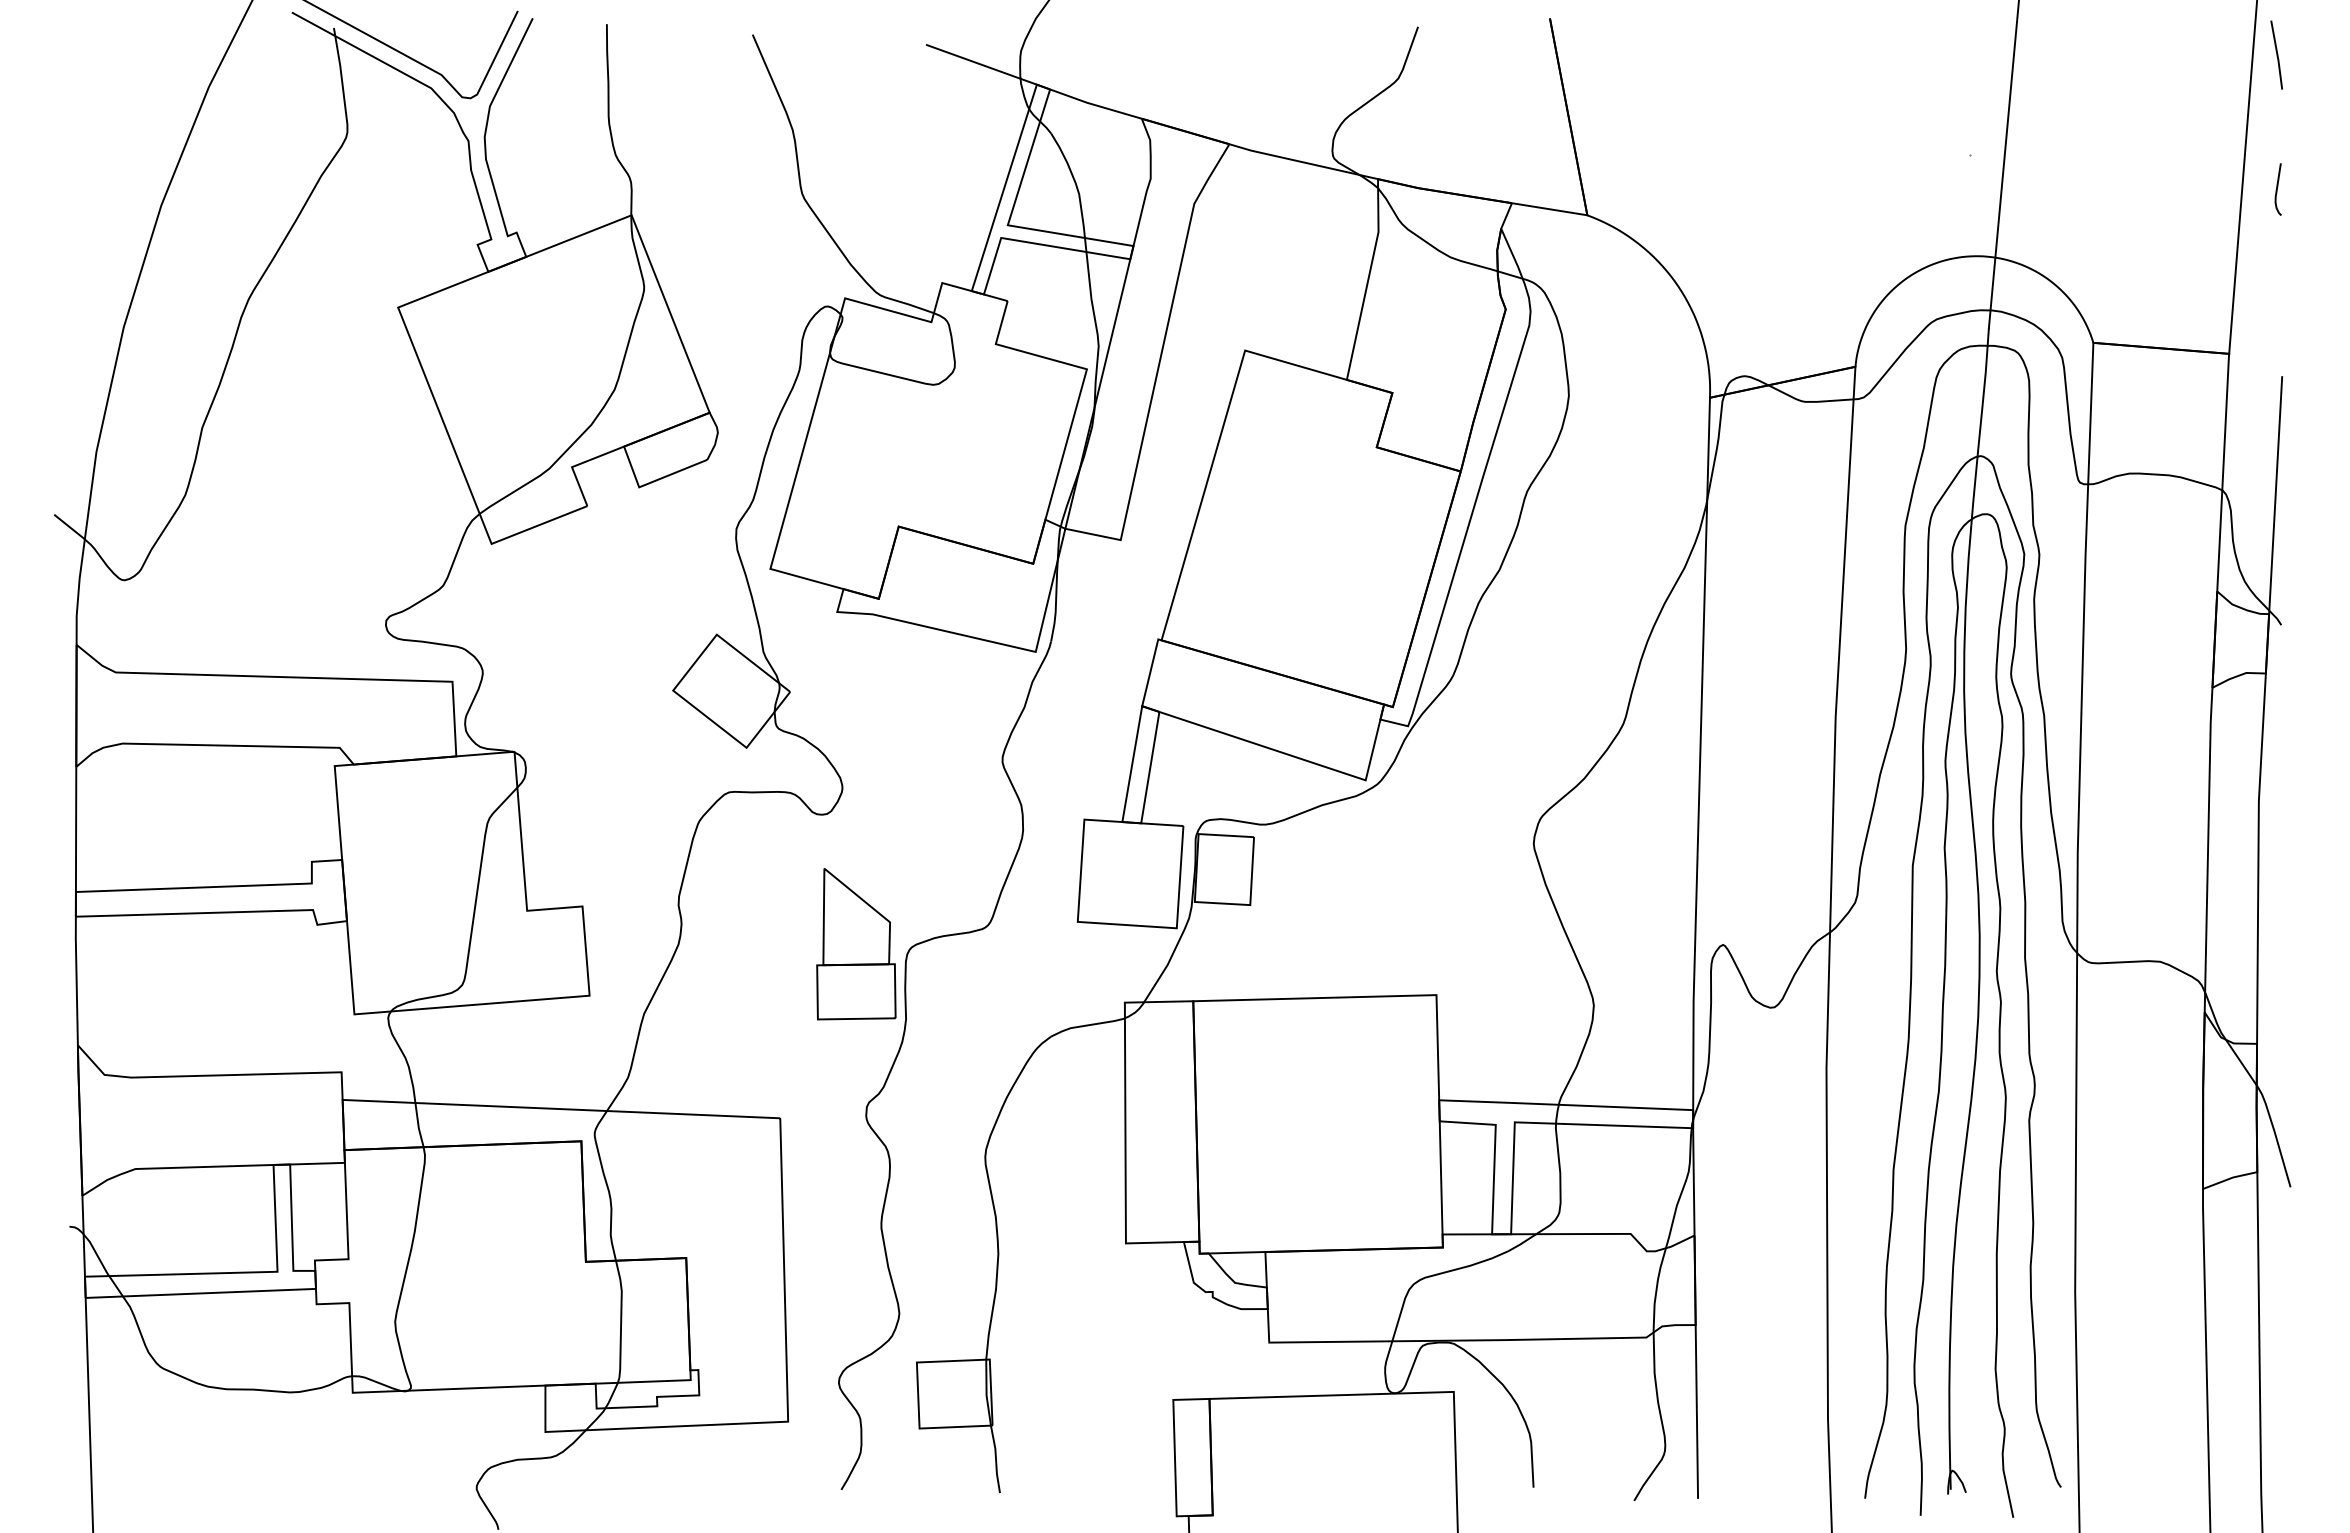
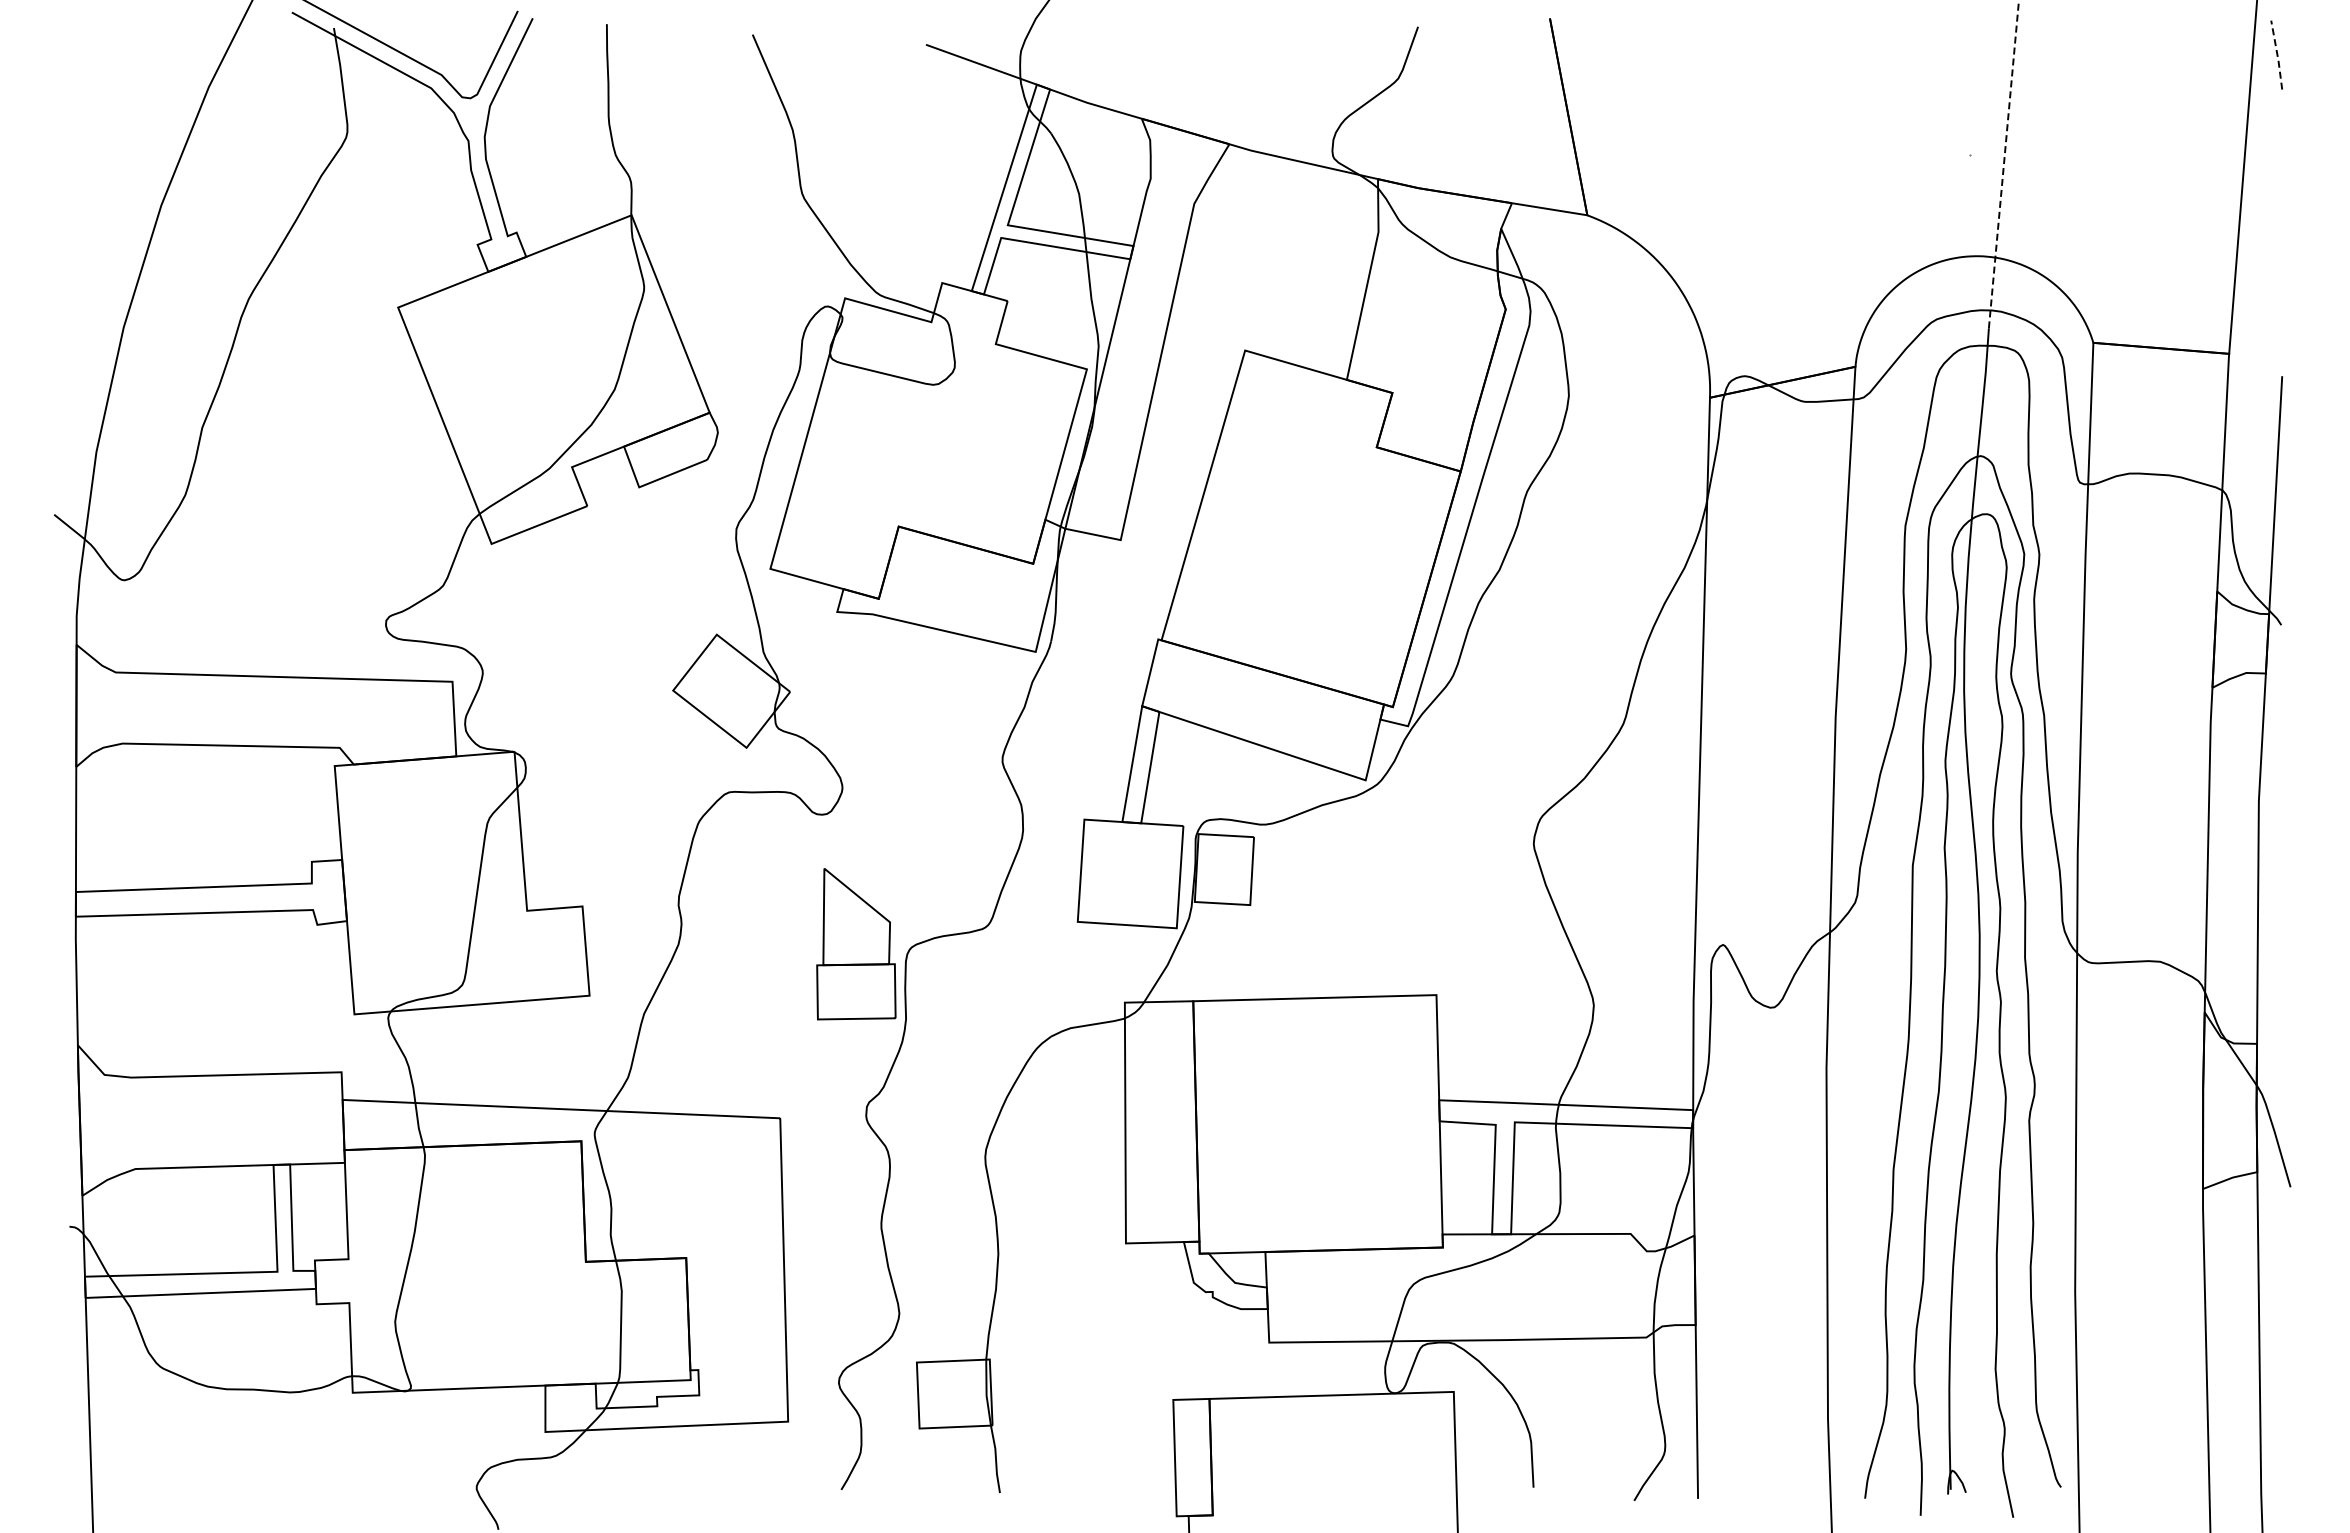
line: solid -> dashed (2277, 54)
line: solid -> dashed (2003, 164)
curve: present -> none (2277, 189)
